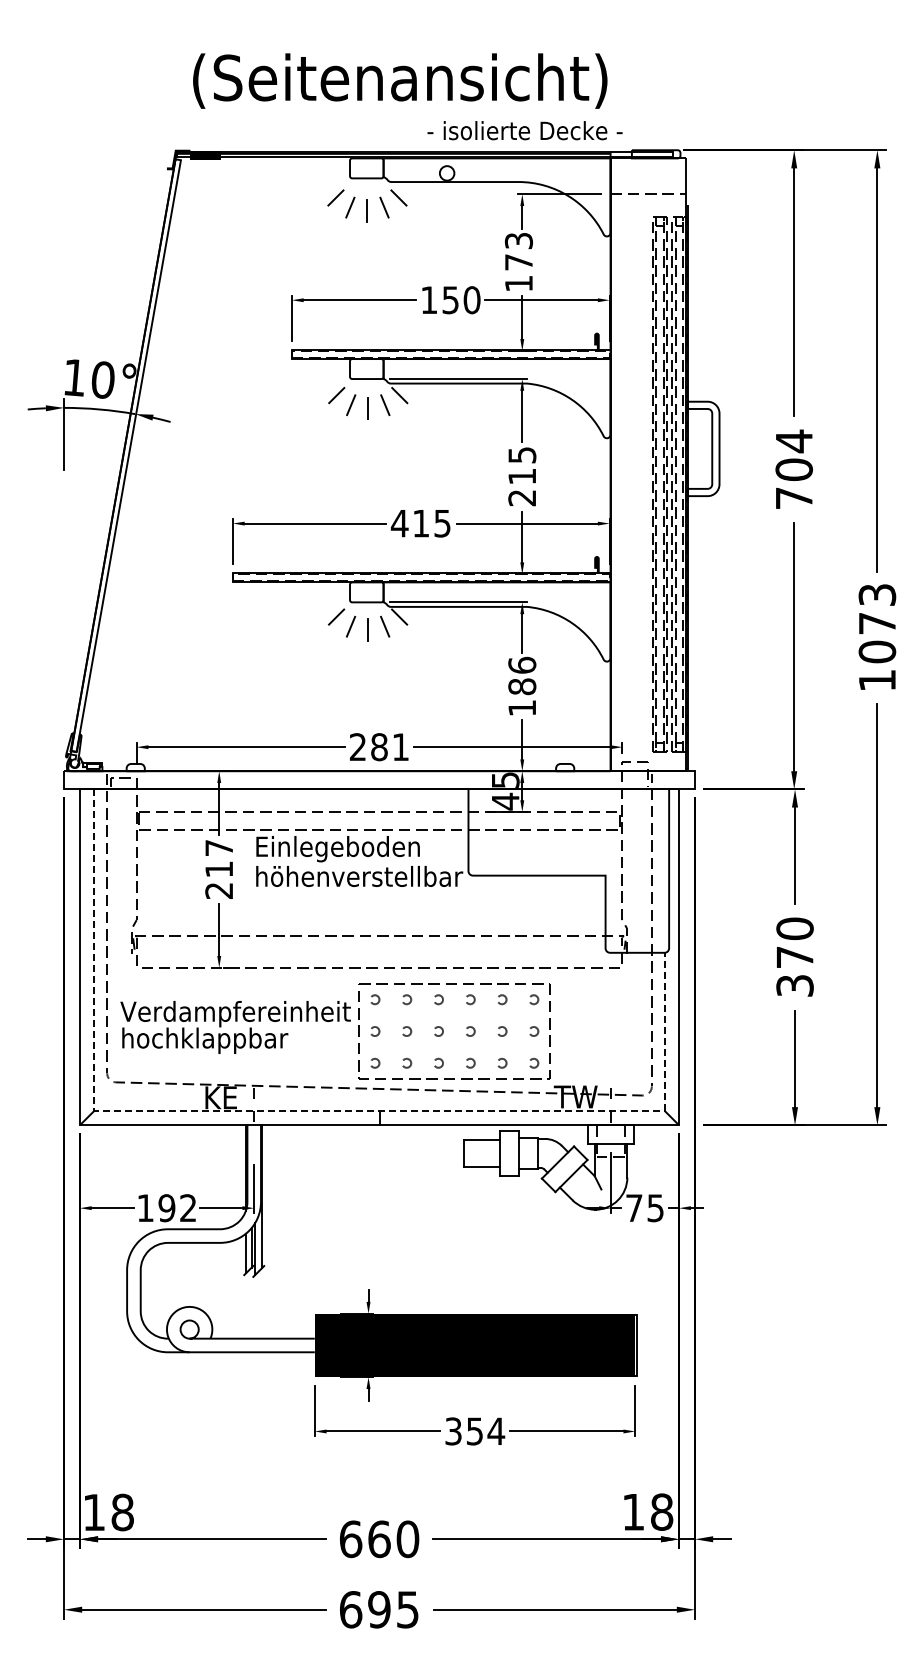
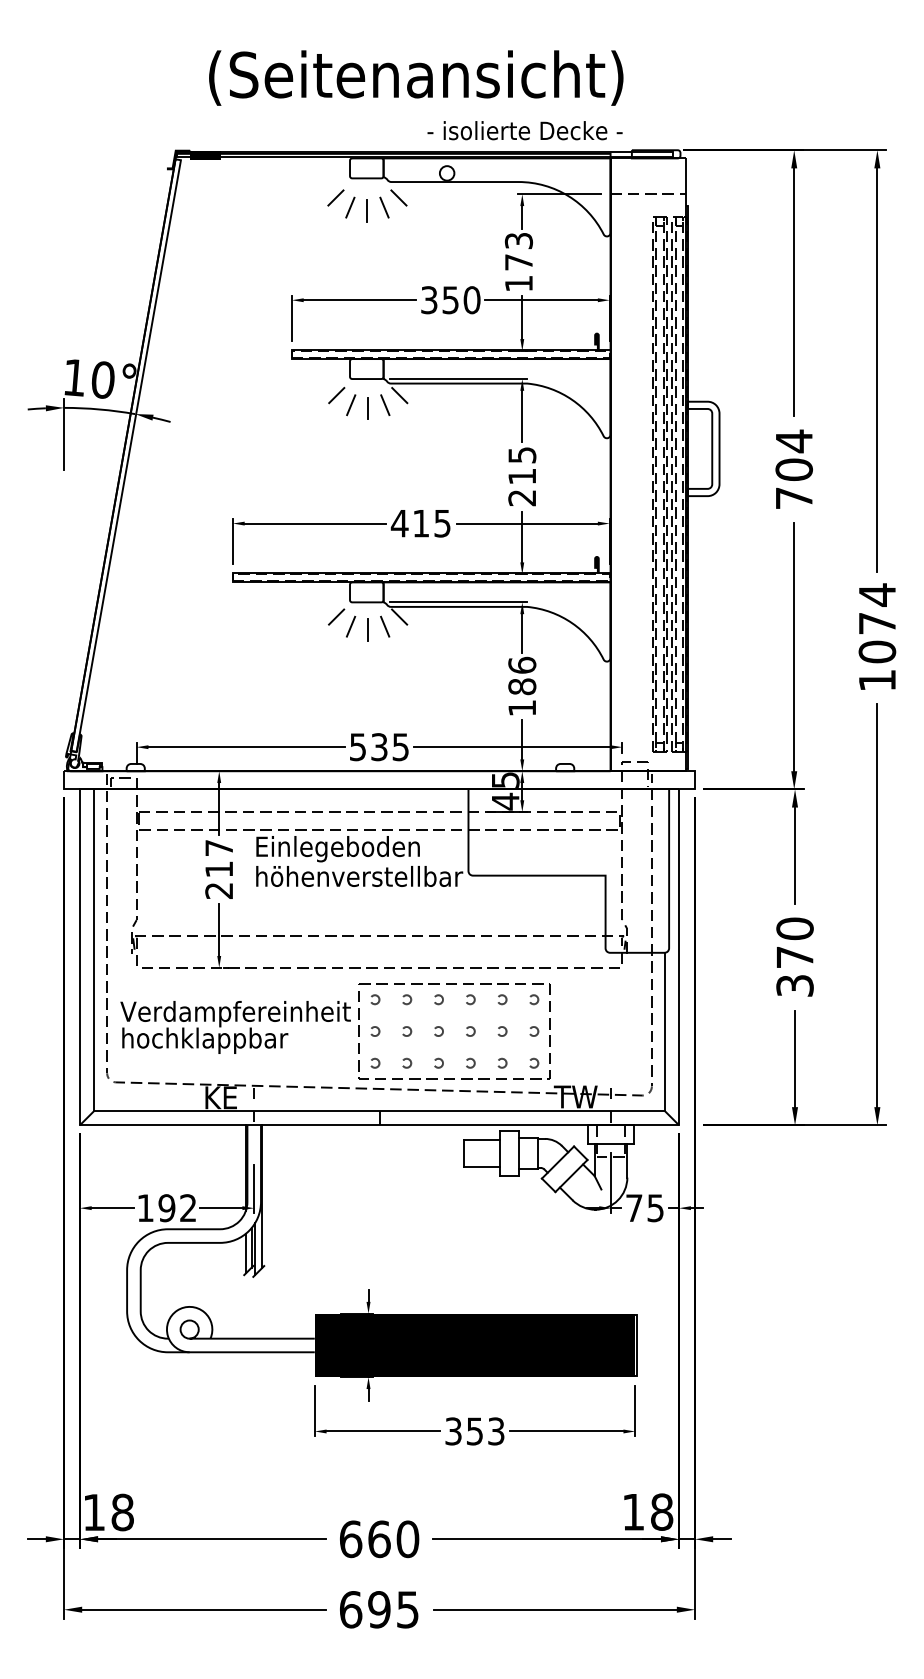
text position: (400, 80) -> (416, 77) (416, 77)
text: 150 -> 350 (429, 300)
text: 1073 -> 1074 (877, 594)
text: 281 -> 535 (379, 747)
line: dashed -> solid (298, 1110)
text: 354 -> 353 (496, 1431)
